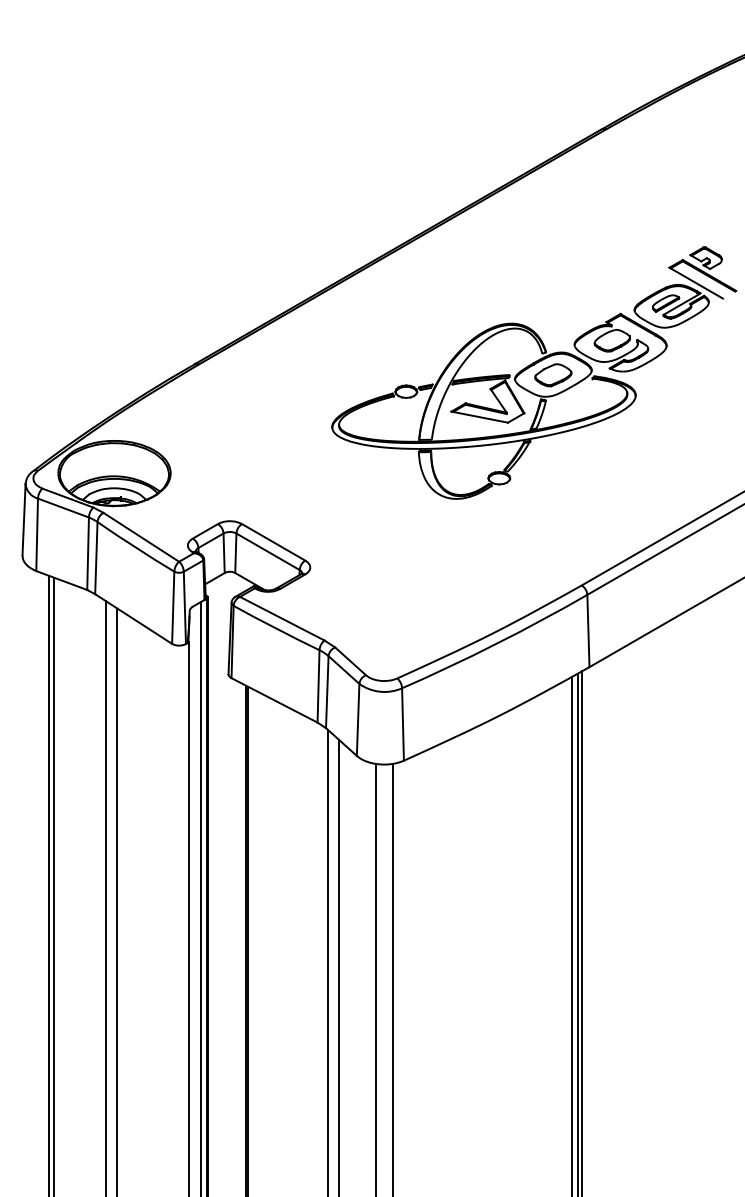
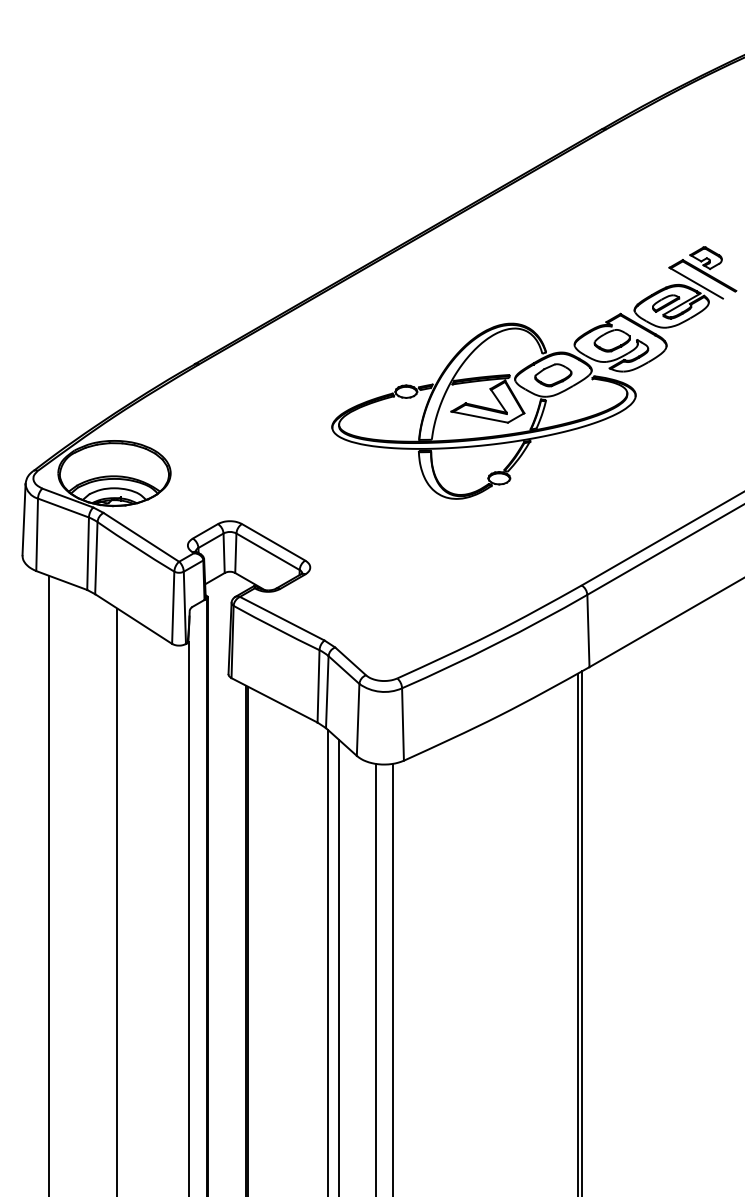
line: present -> none (54, 885)
line: present -> none (105, 897)
line: present -> none (200, 897)
line: present -> none (572, 934)
